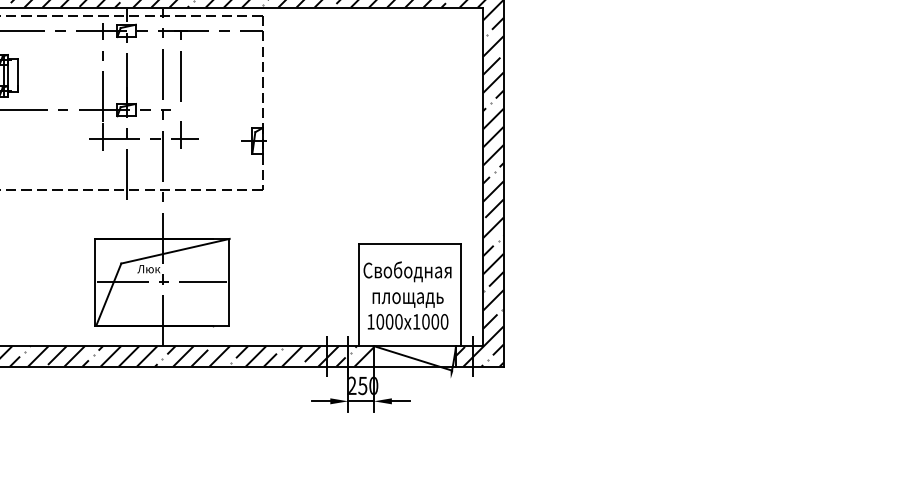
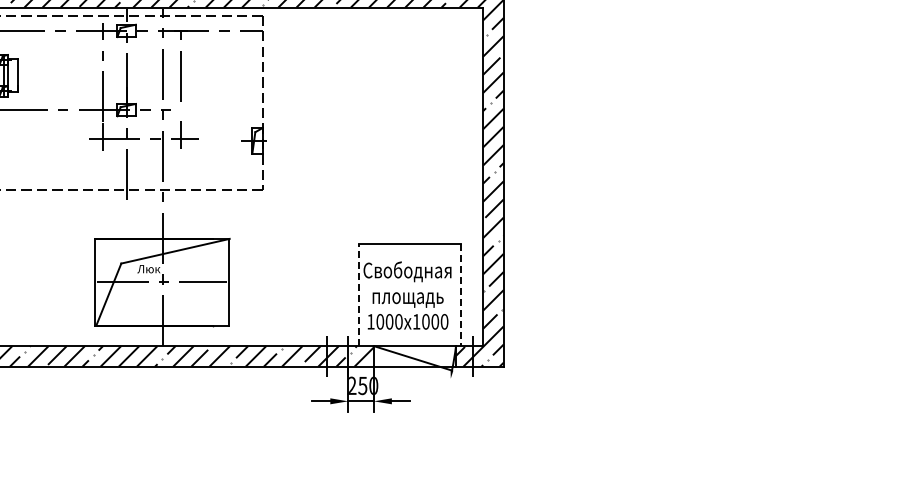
line: solid -> dashed (358, 294)
line: solid -> dashed (461, 295)
